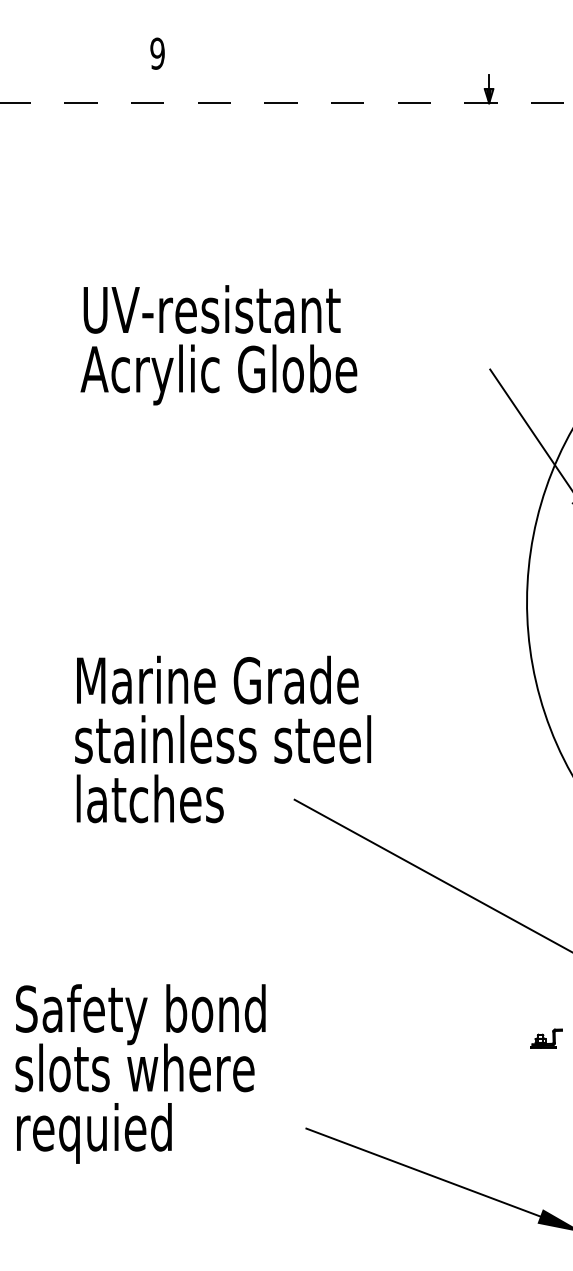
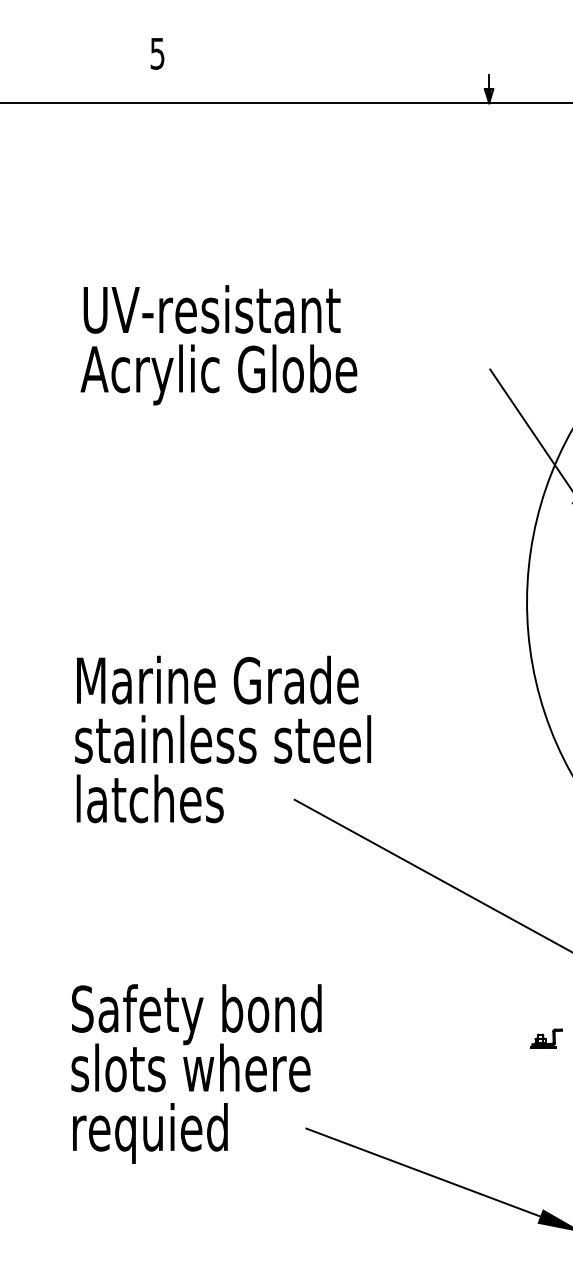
text: 9 -> 5 (157, 53)
line: dashed -> solid (286, 103)
text position: (140, 1073) -> (196, 1073) (196, 1073)
